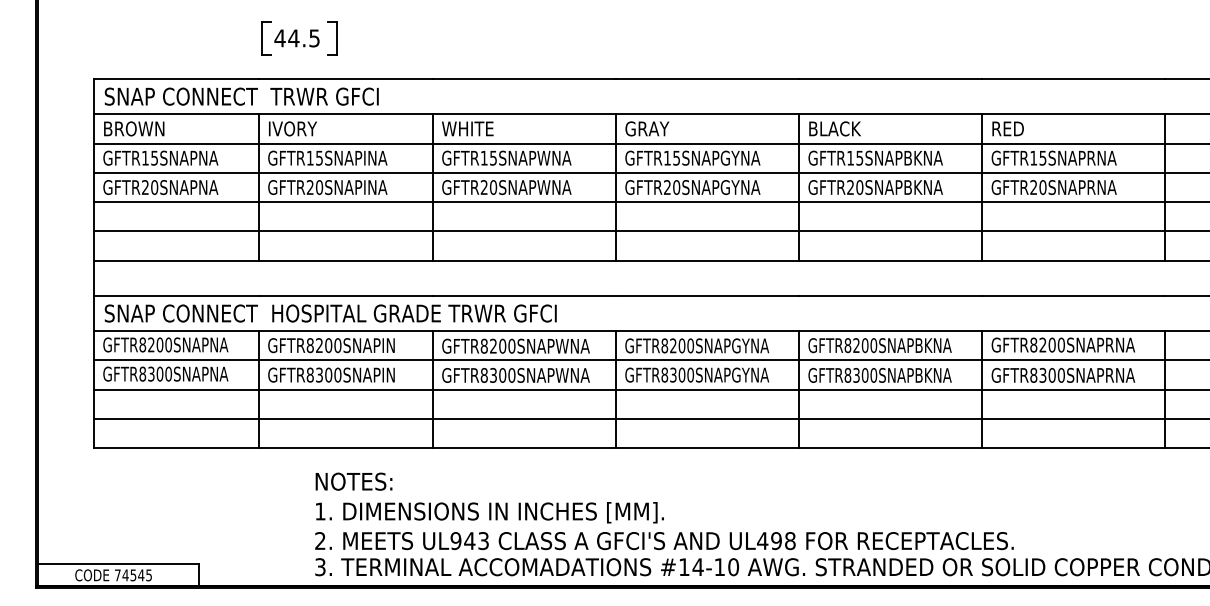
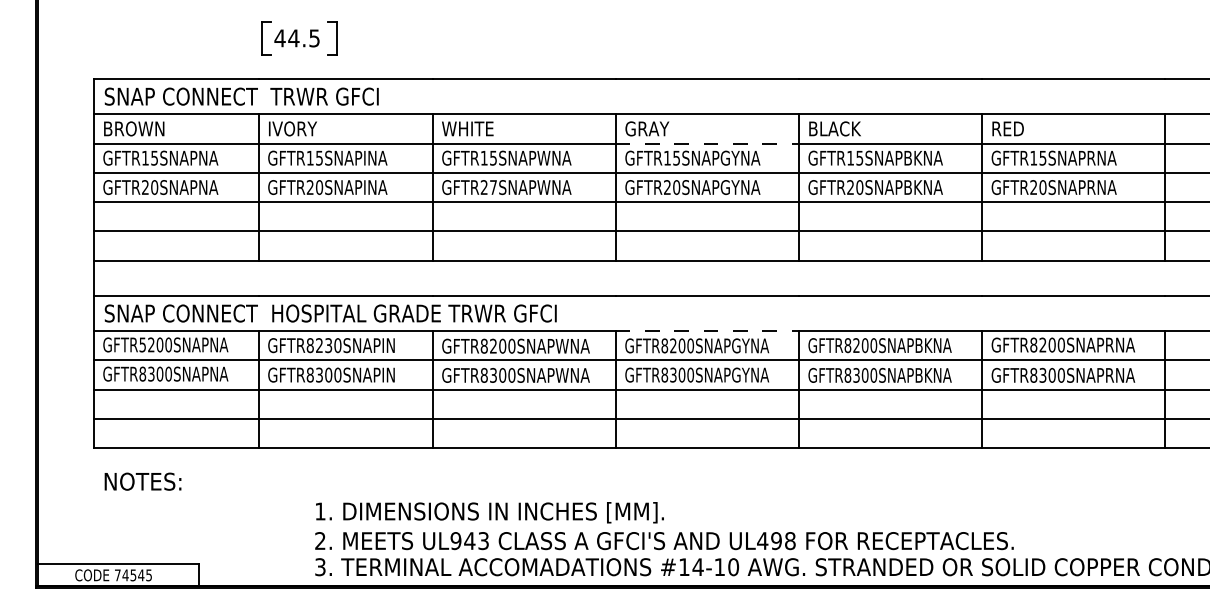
line: solid -> dashed (707, 143)
text: GFTR20SNAPWNA -> GFTR27SNAPWNA (493, 187)
line: solid -> dashed (707, 331)
text: GFTR8200SNAPNA -> GFTR5200SNAPNA (142, 344)
text: GFTR8200SNAPIN -> GFTR8230SNAPIN (328, 345)
text position: (353, 481) -> (142, 481) (142, 481)
